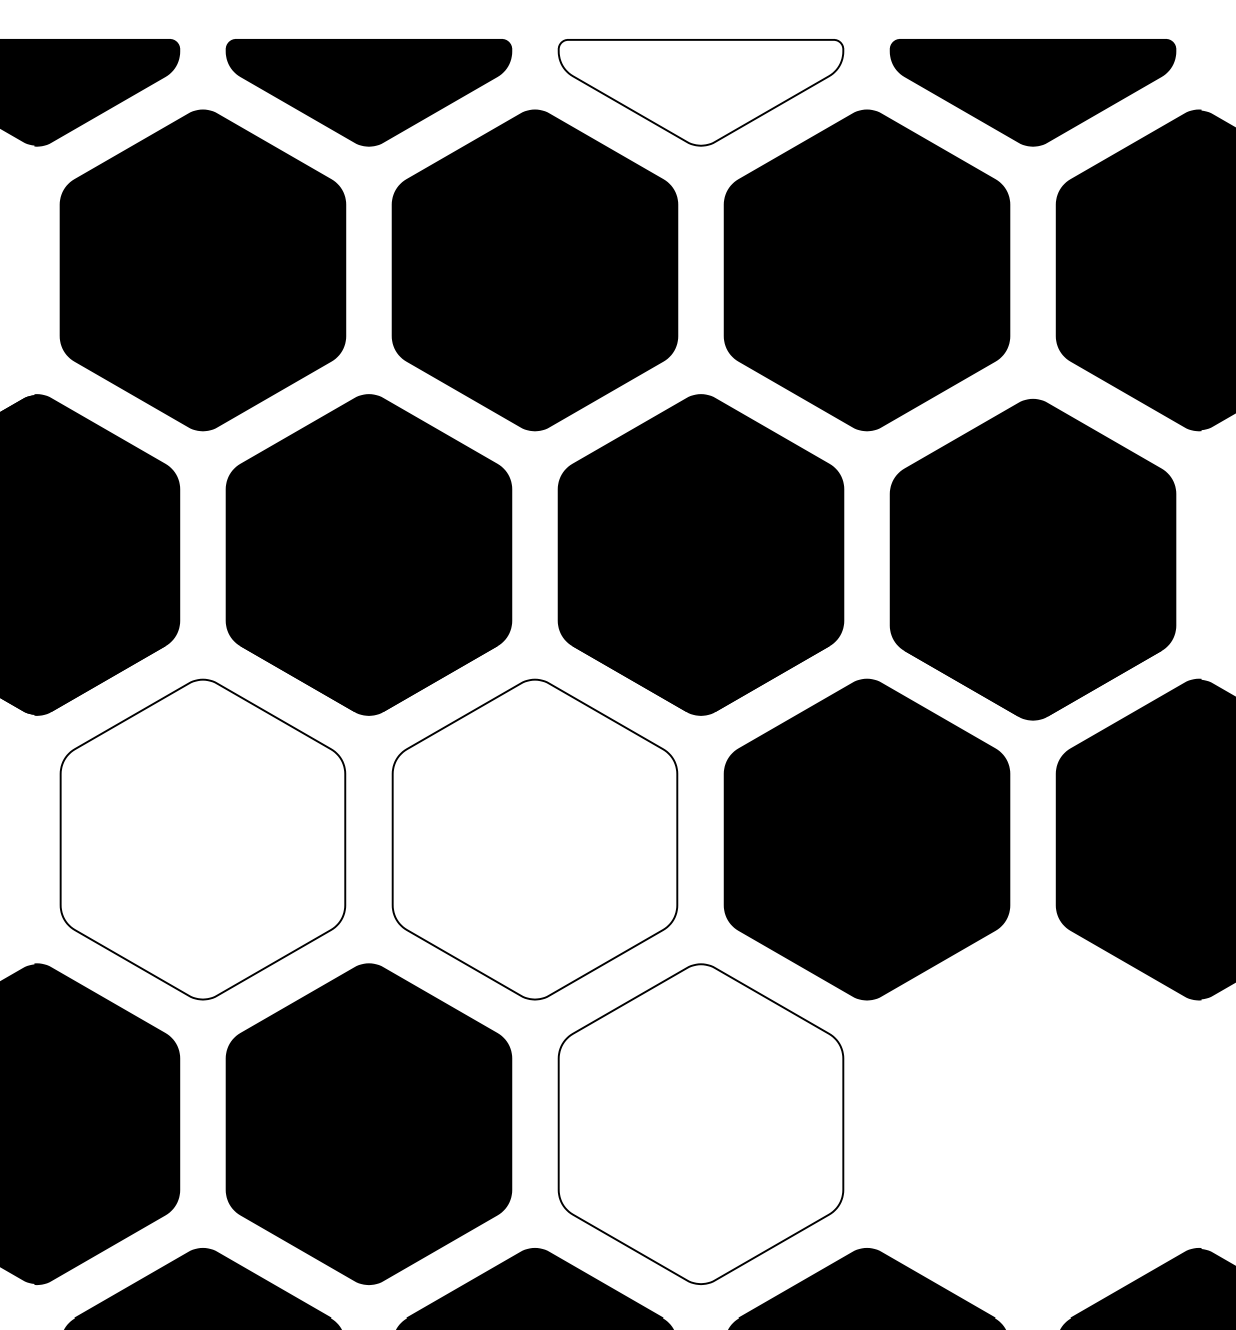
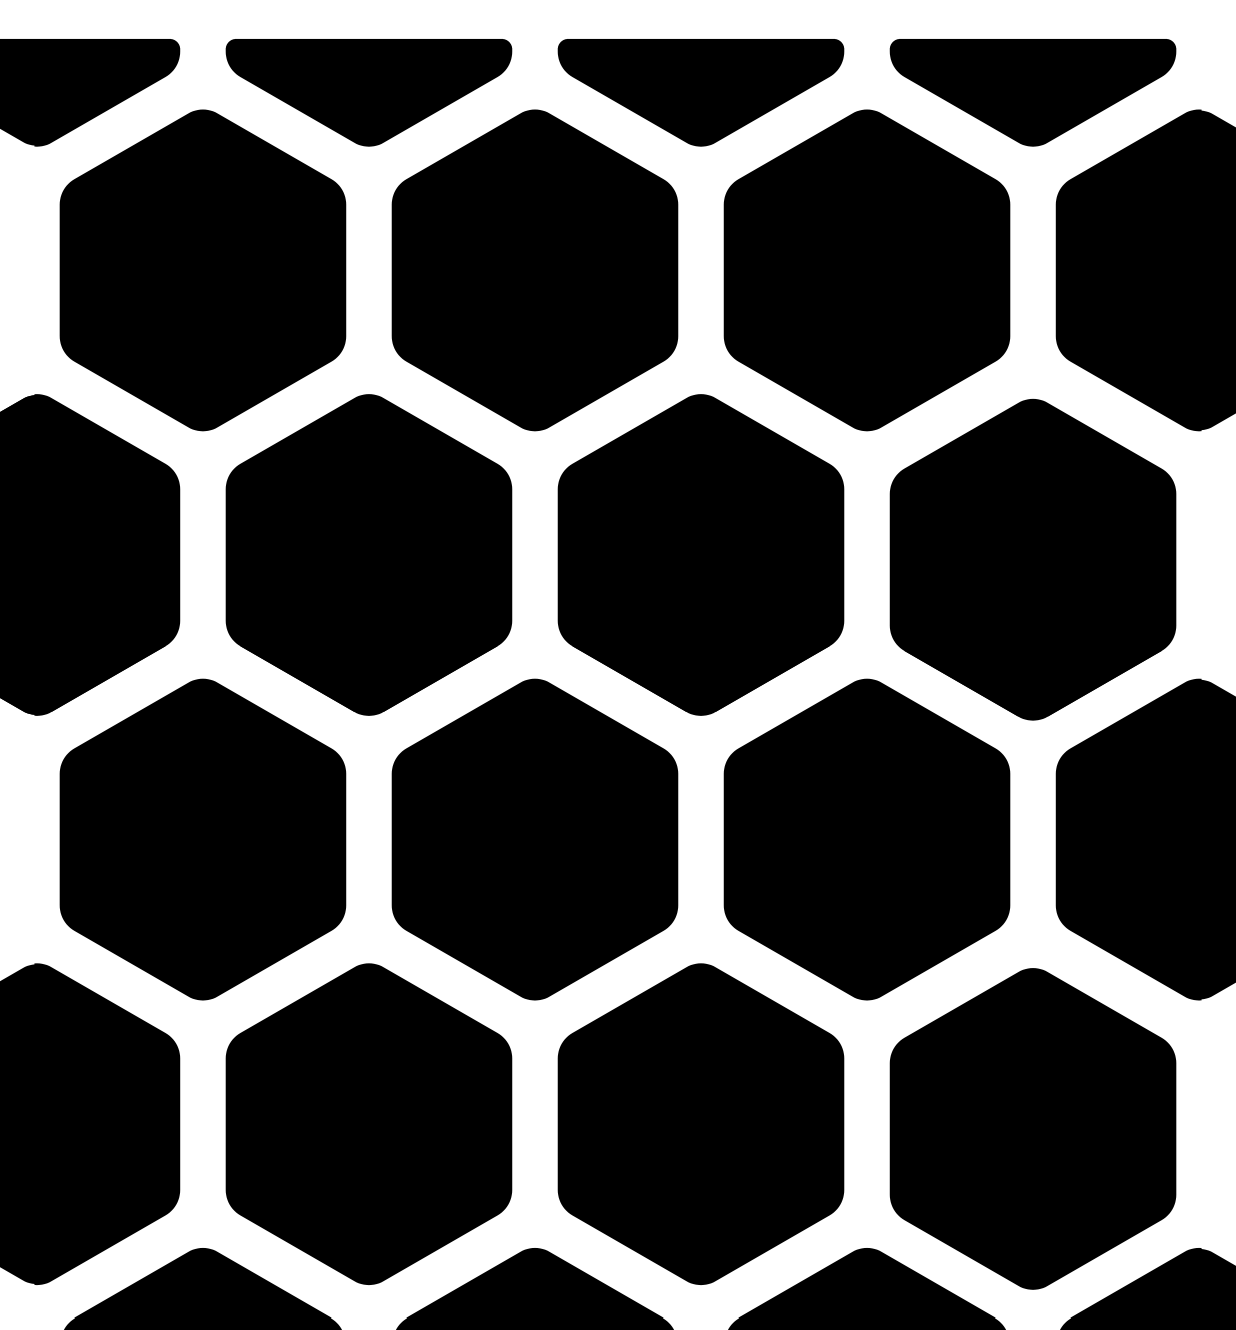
fill: none -> present (700, 92)
fill: none -> present (202, 839)
fill: none -> present (534, 839)
fill: none -> present (700, 1124)
part: none -> present (1032, 1128)
